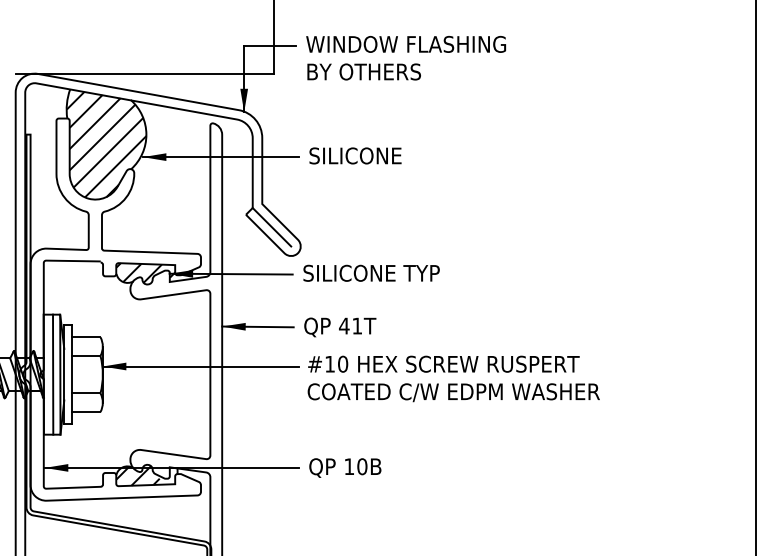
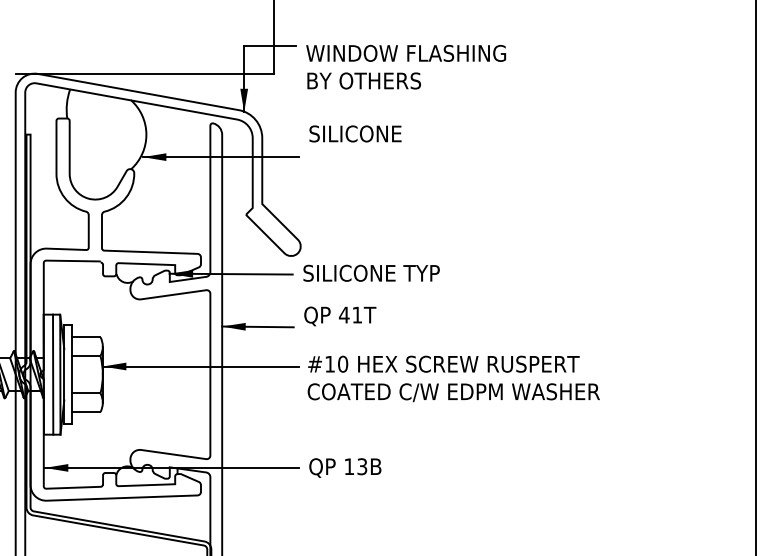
text position: (406, 58) -> (406, 67) (406, 67)
hatch: present -> none (106, 144)
text position: (355, 155) -> (355, 133) (355, 133)
line: present -> none (271, 227)
hatch: present -> none (145, 272)
text position: (340, 327) -> (340, 316) (340, 316)
text: 10B -> 13B (362, 466)
hatch: present -> none (143, 475)
